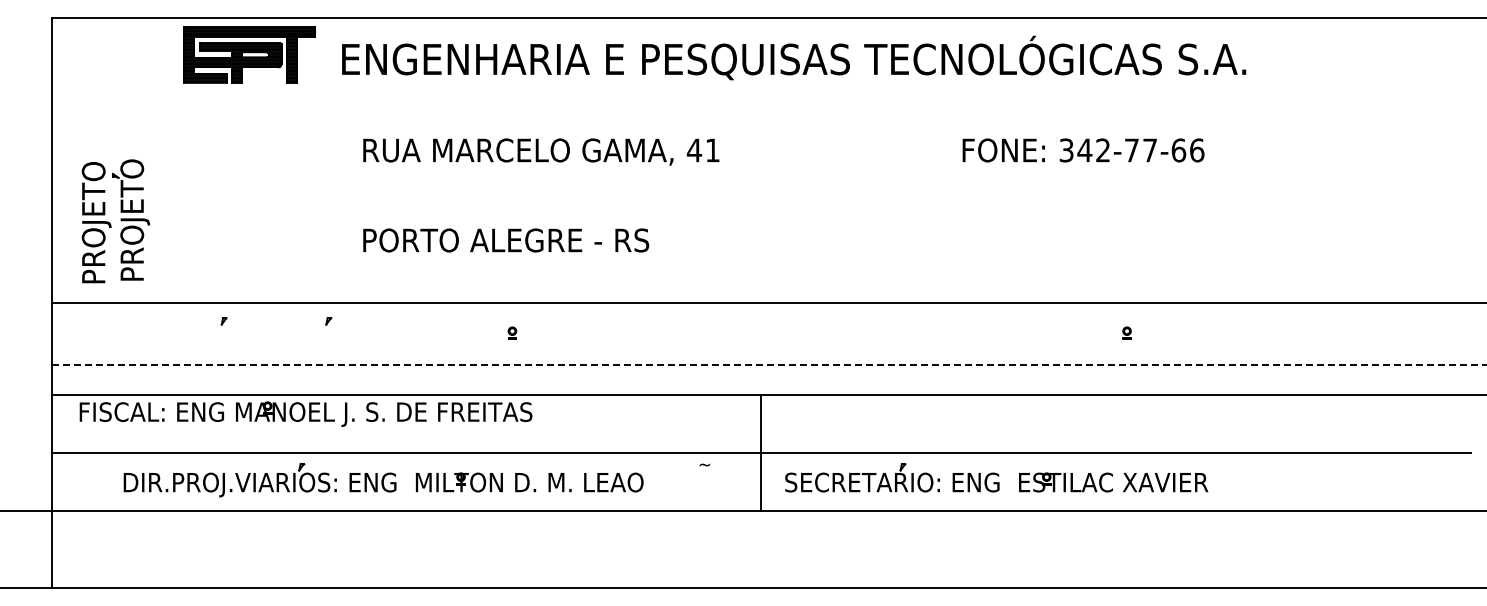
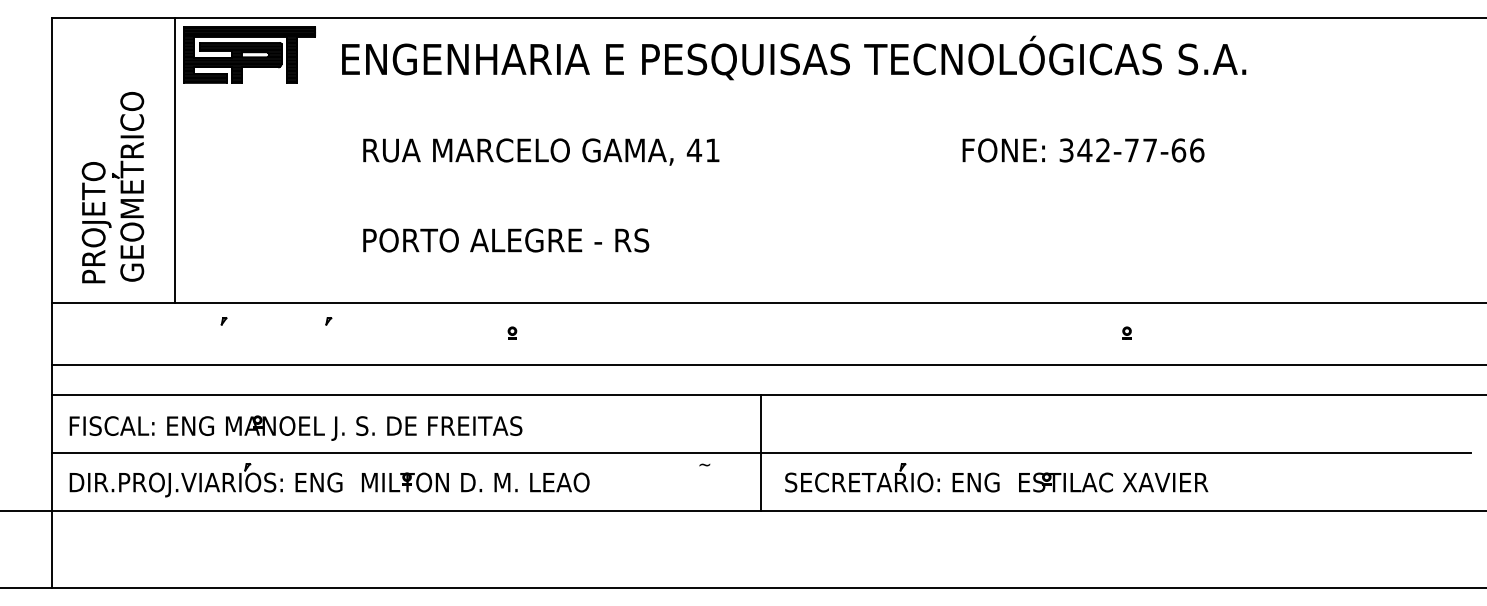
line: none -> present (174, 160)
text: PROJETO -> GEOMETRICO (135, 186)
line: dashed -> solid (769, 364)
part position: (305, 413) -> (295, 427) (295, 427)
part position: (383, 480) -> (329, 480) (329, 480)
